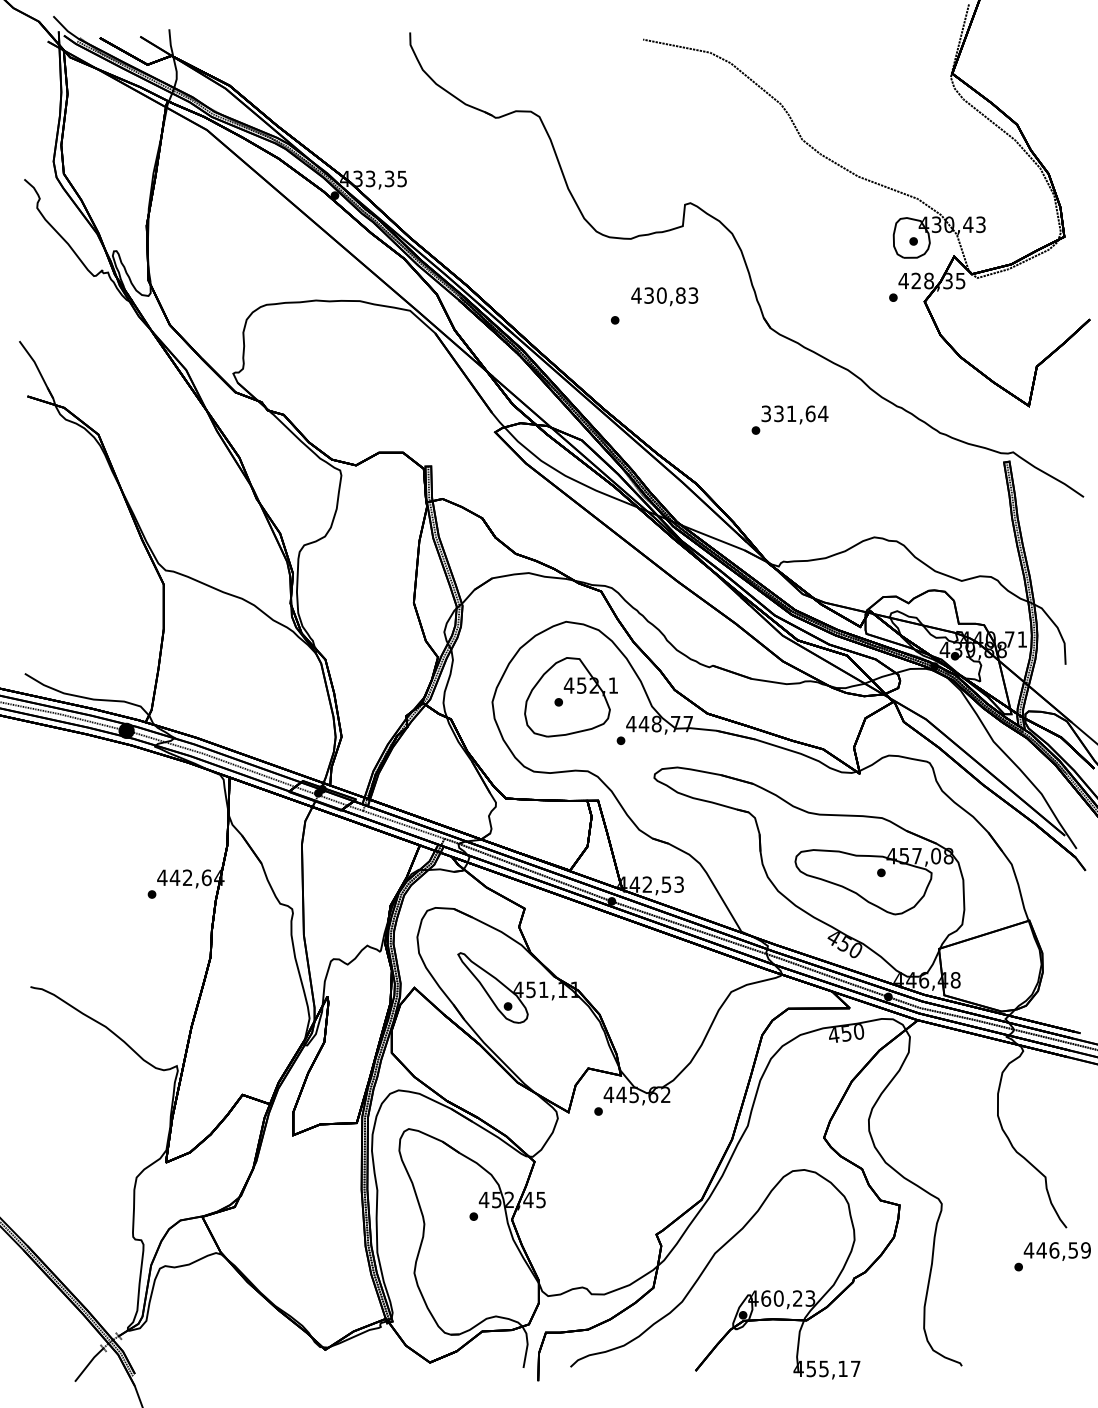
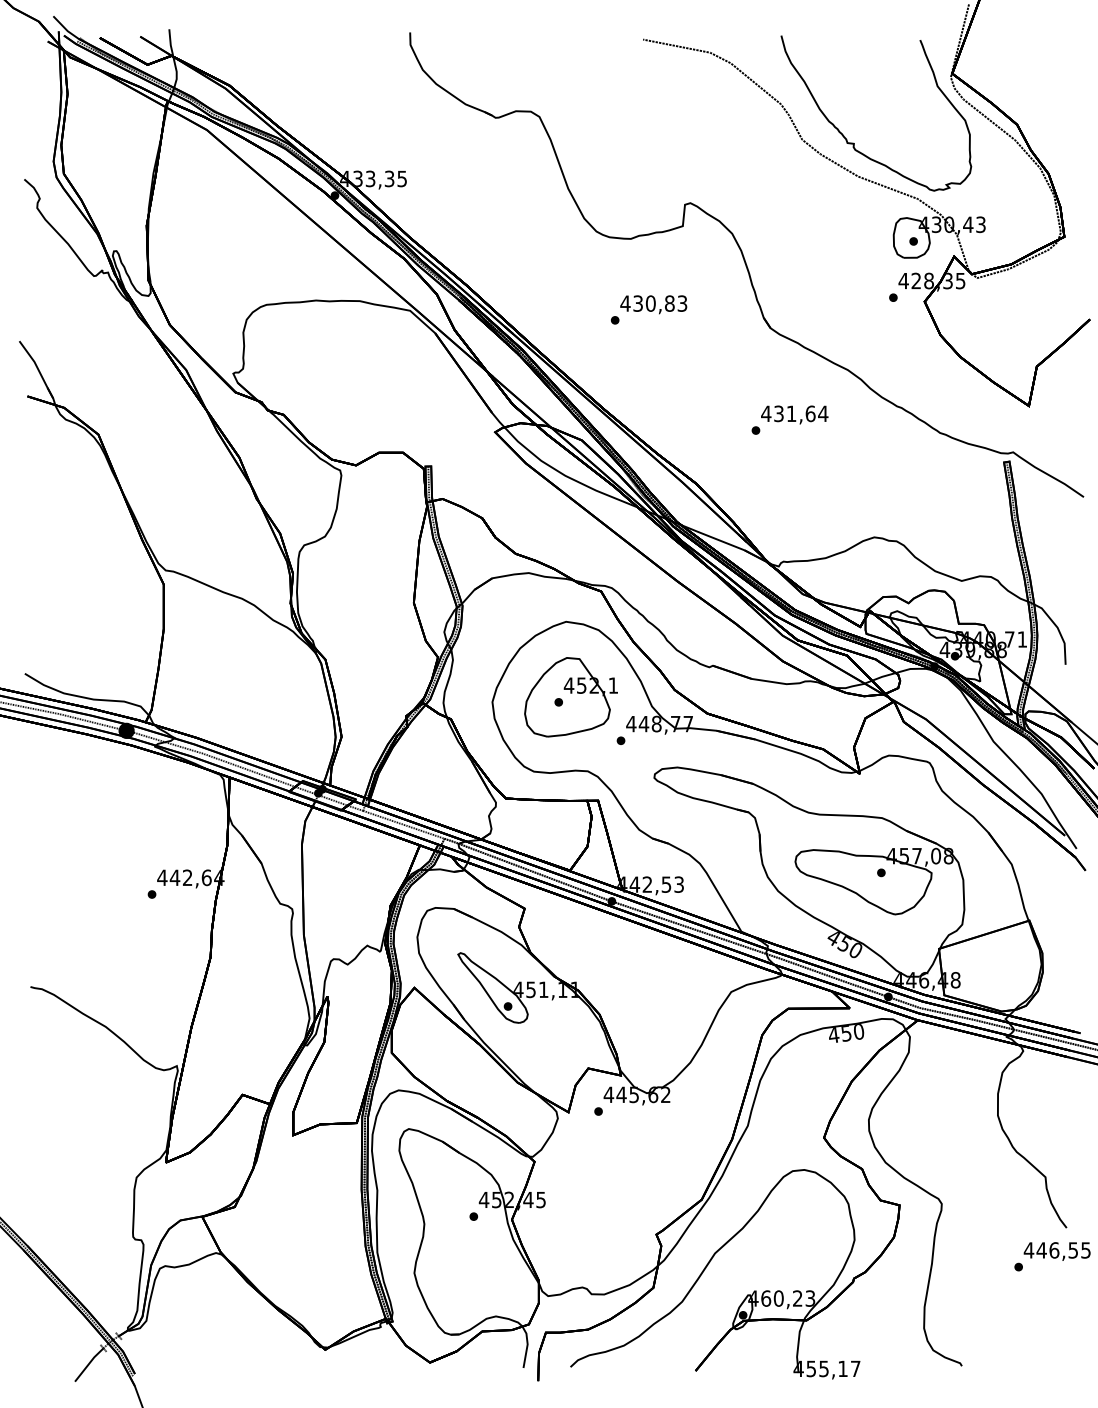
curve: none -> present (853, 142)
text position: (664, 296) -> (653, 304) (653, 304)
text: 331,64 -> 431,64 (766, 413)
text: 446,59 -> 446,55 (1085, 1250)
